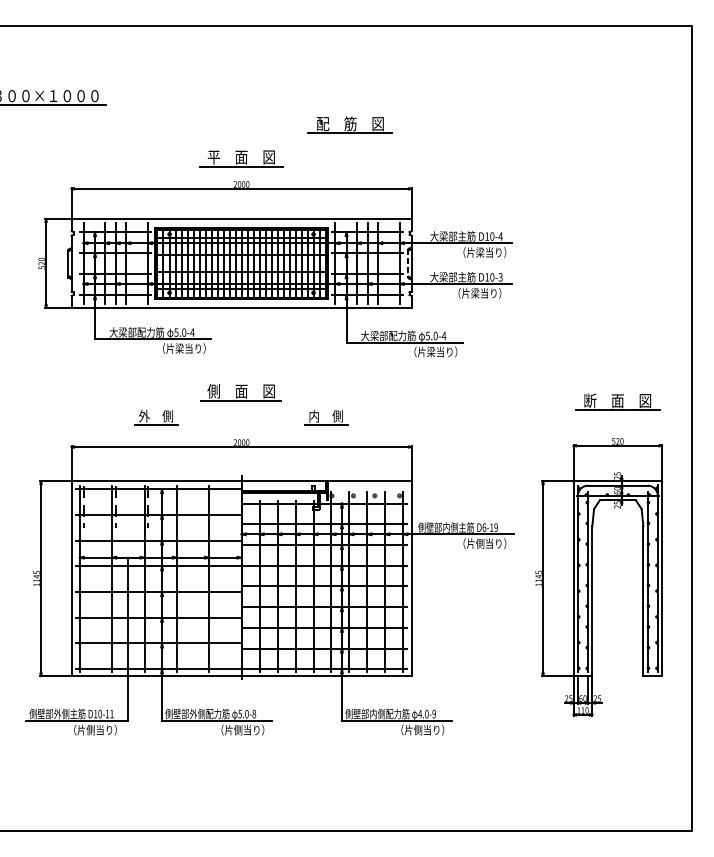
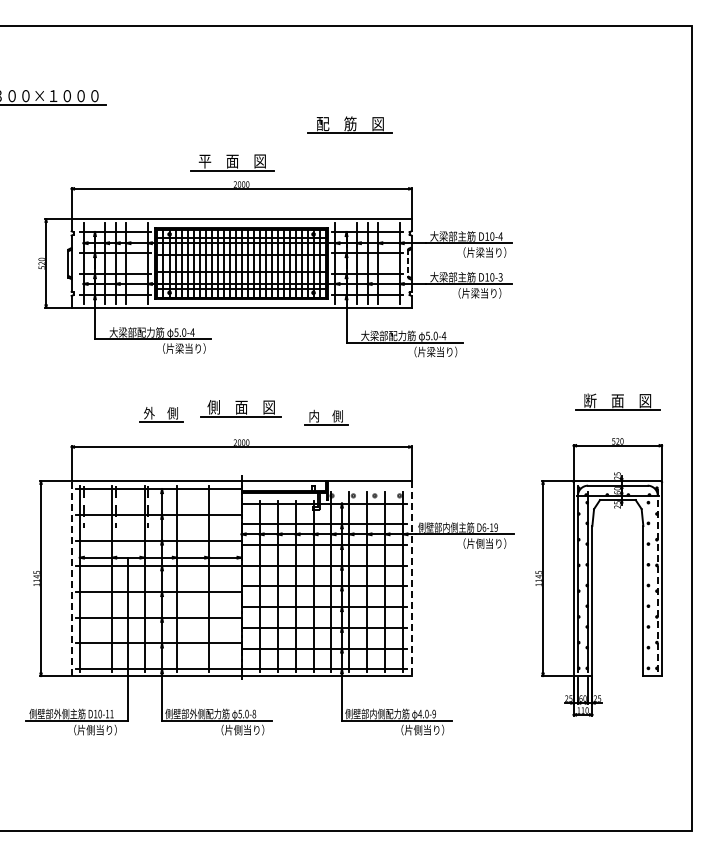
part position: (241, 158) -> (232, 162) (232, 162)
part position: (240, 392) -> (240, 408) (240, 408)
part position: (162, 416) -> (167, 413) (167, 413)
line: solid -> dashed (657, 577)
line: solid -> dashed (71, 578)
line: solid -> dashed (411, 579)
line: present -> none (647, 581)
